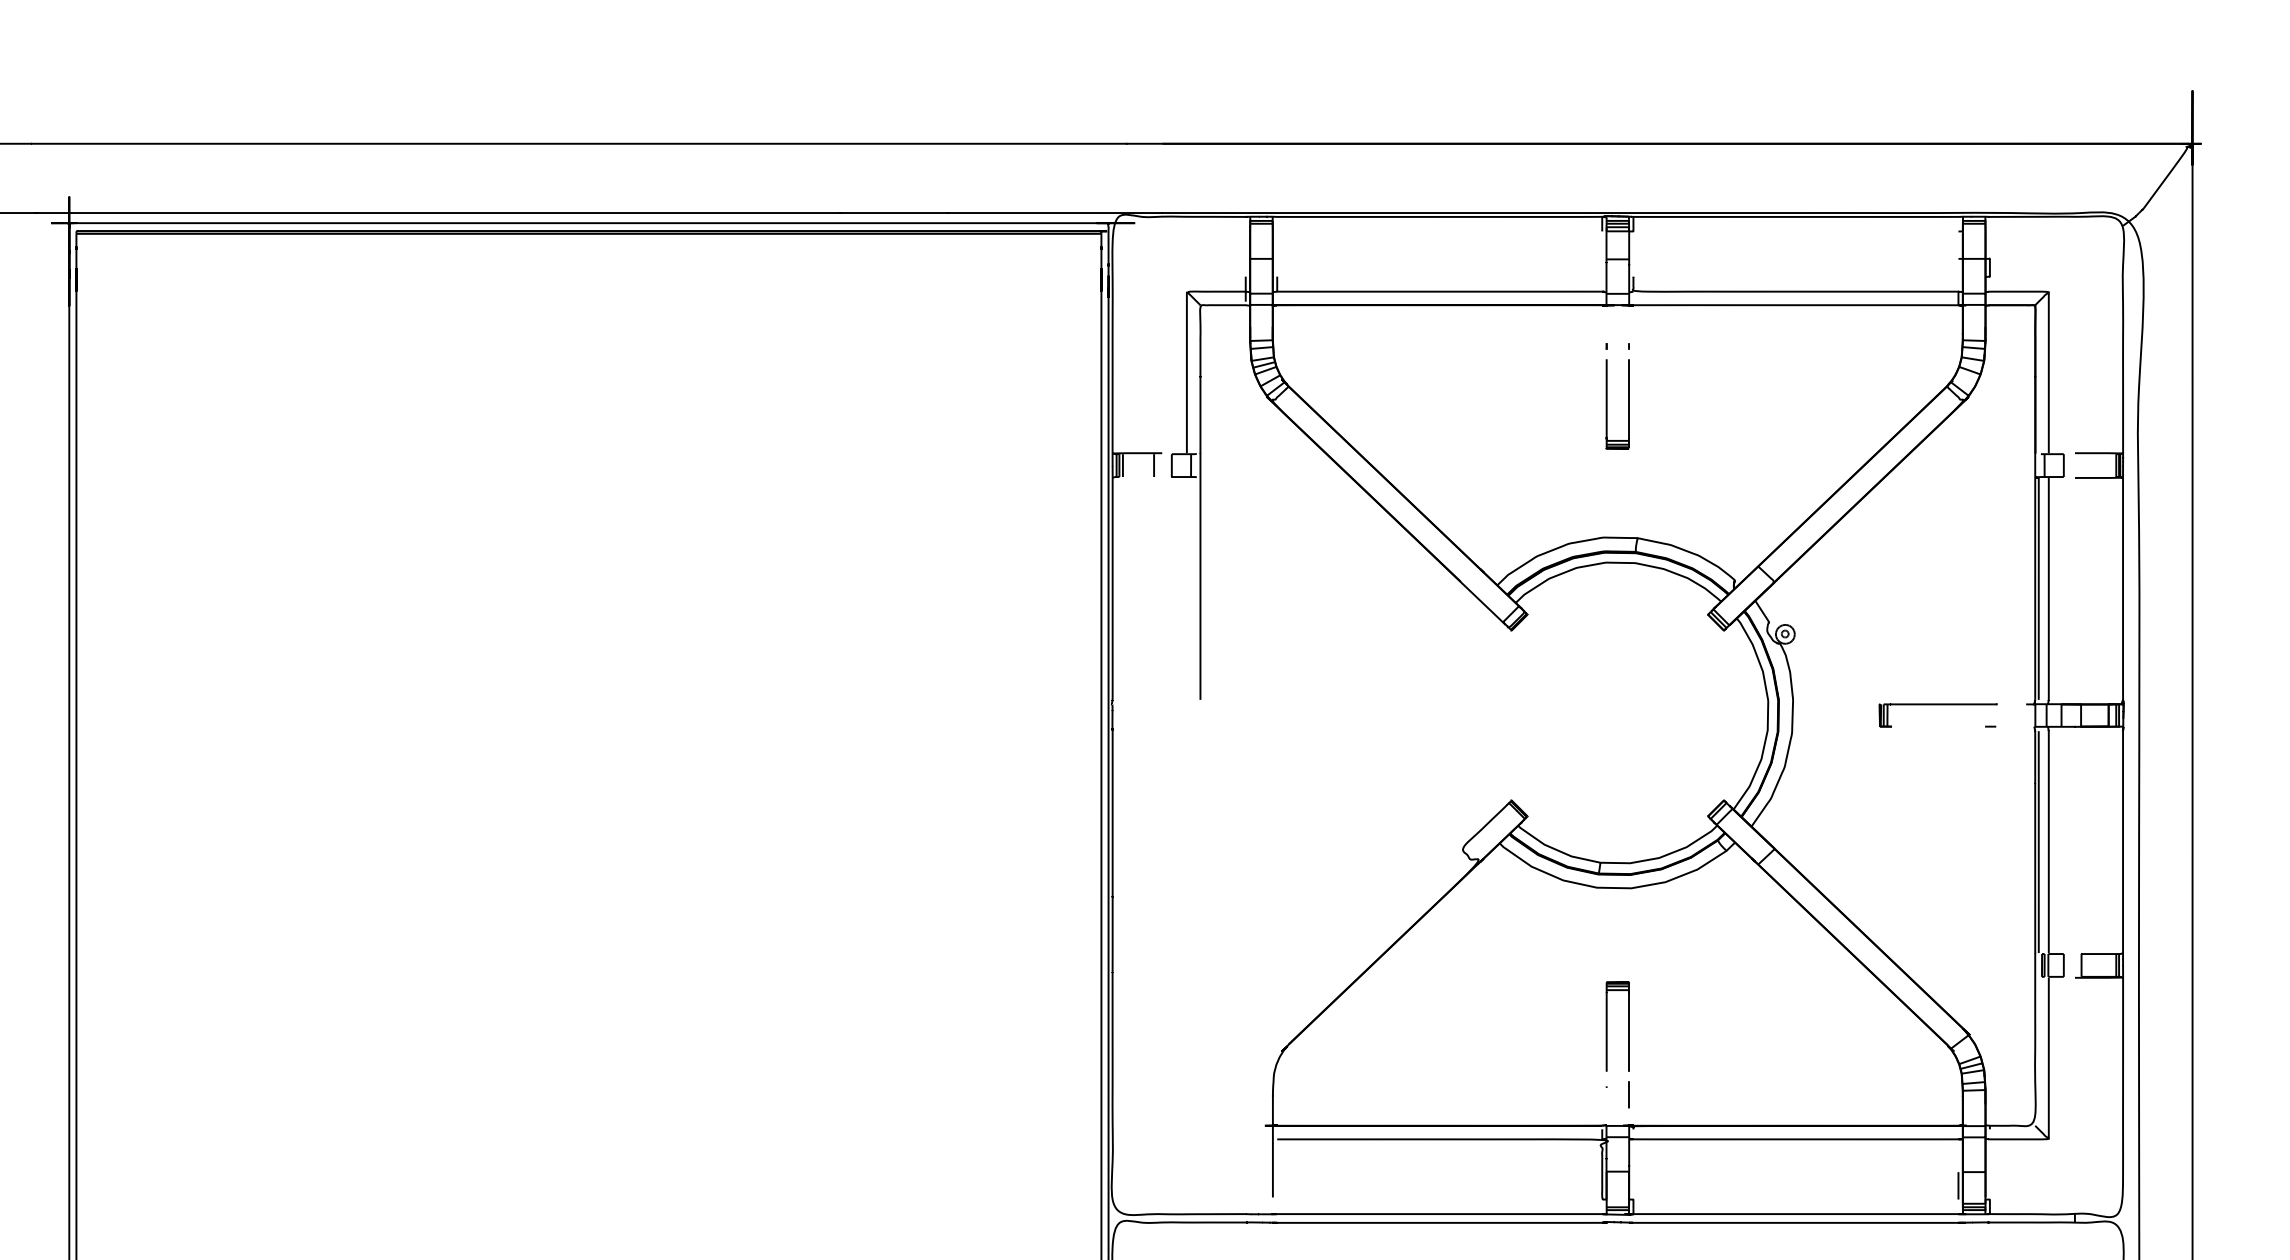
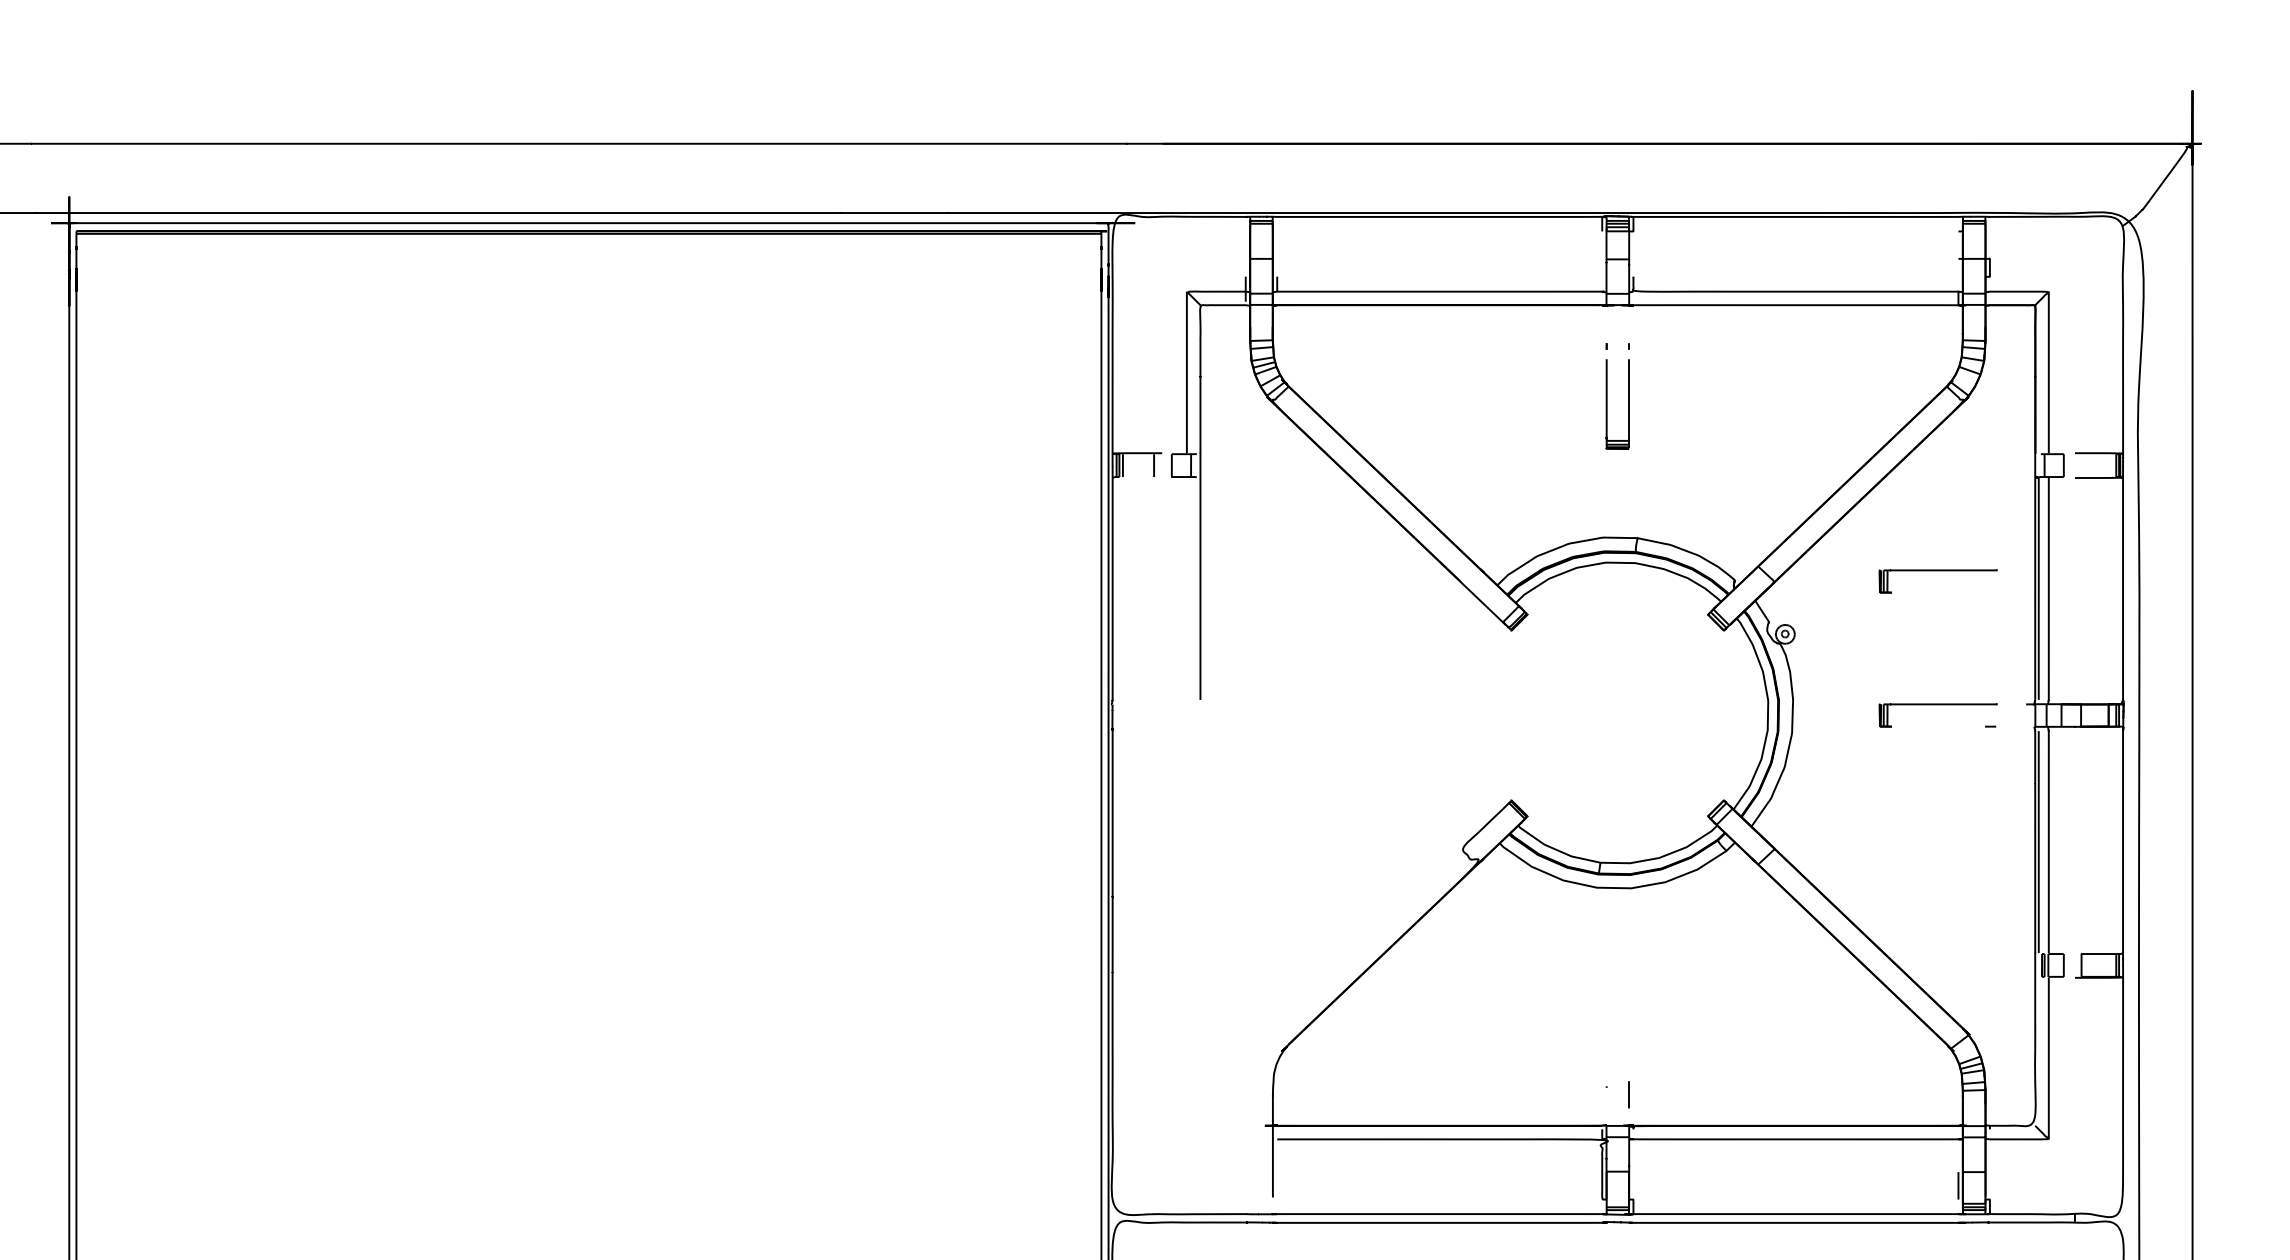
part: none -> present (1937, 571)
part: present -> none (1607, 1026)
